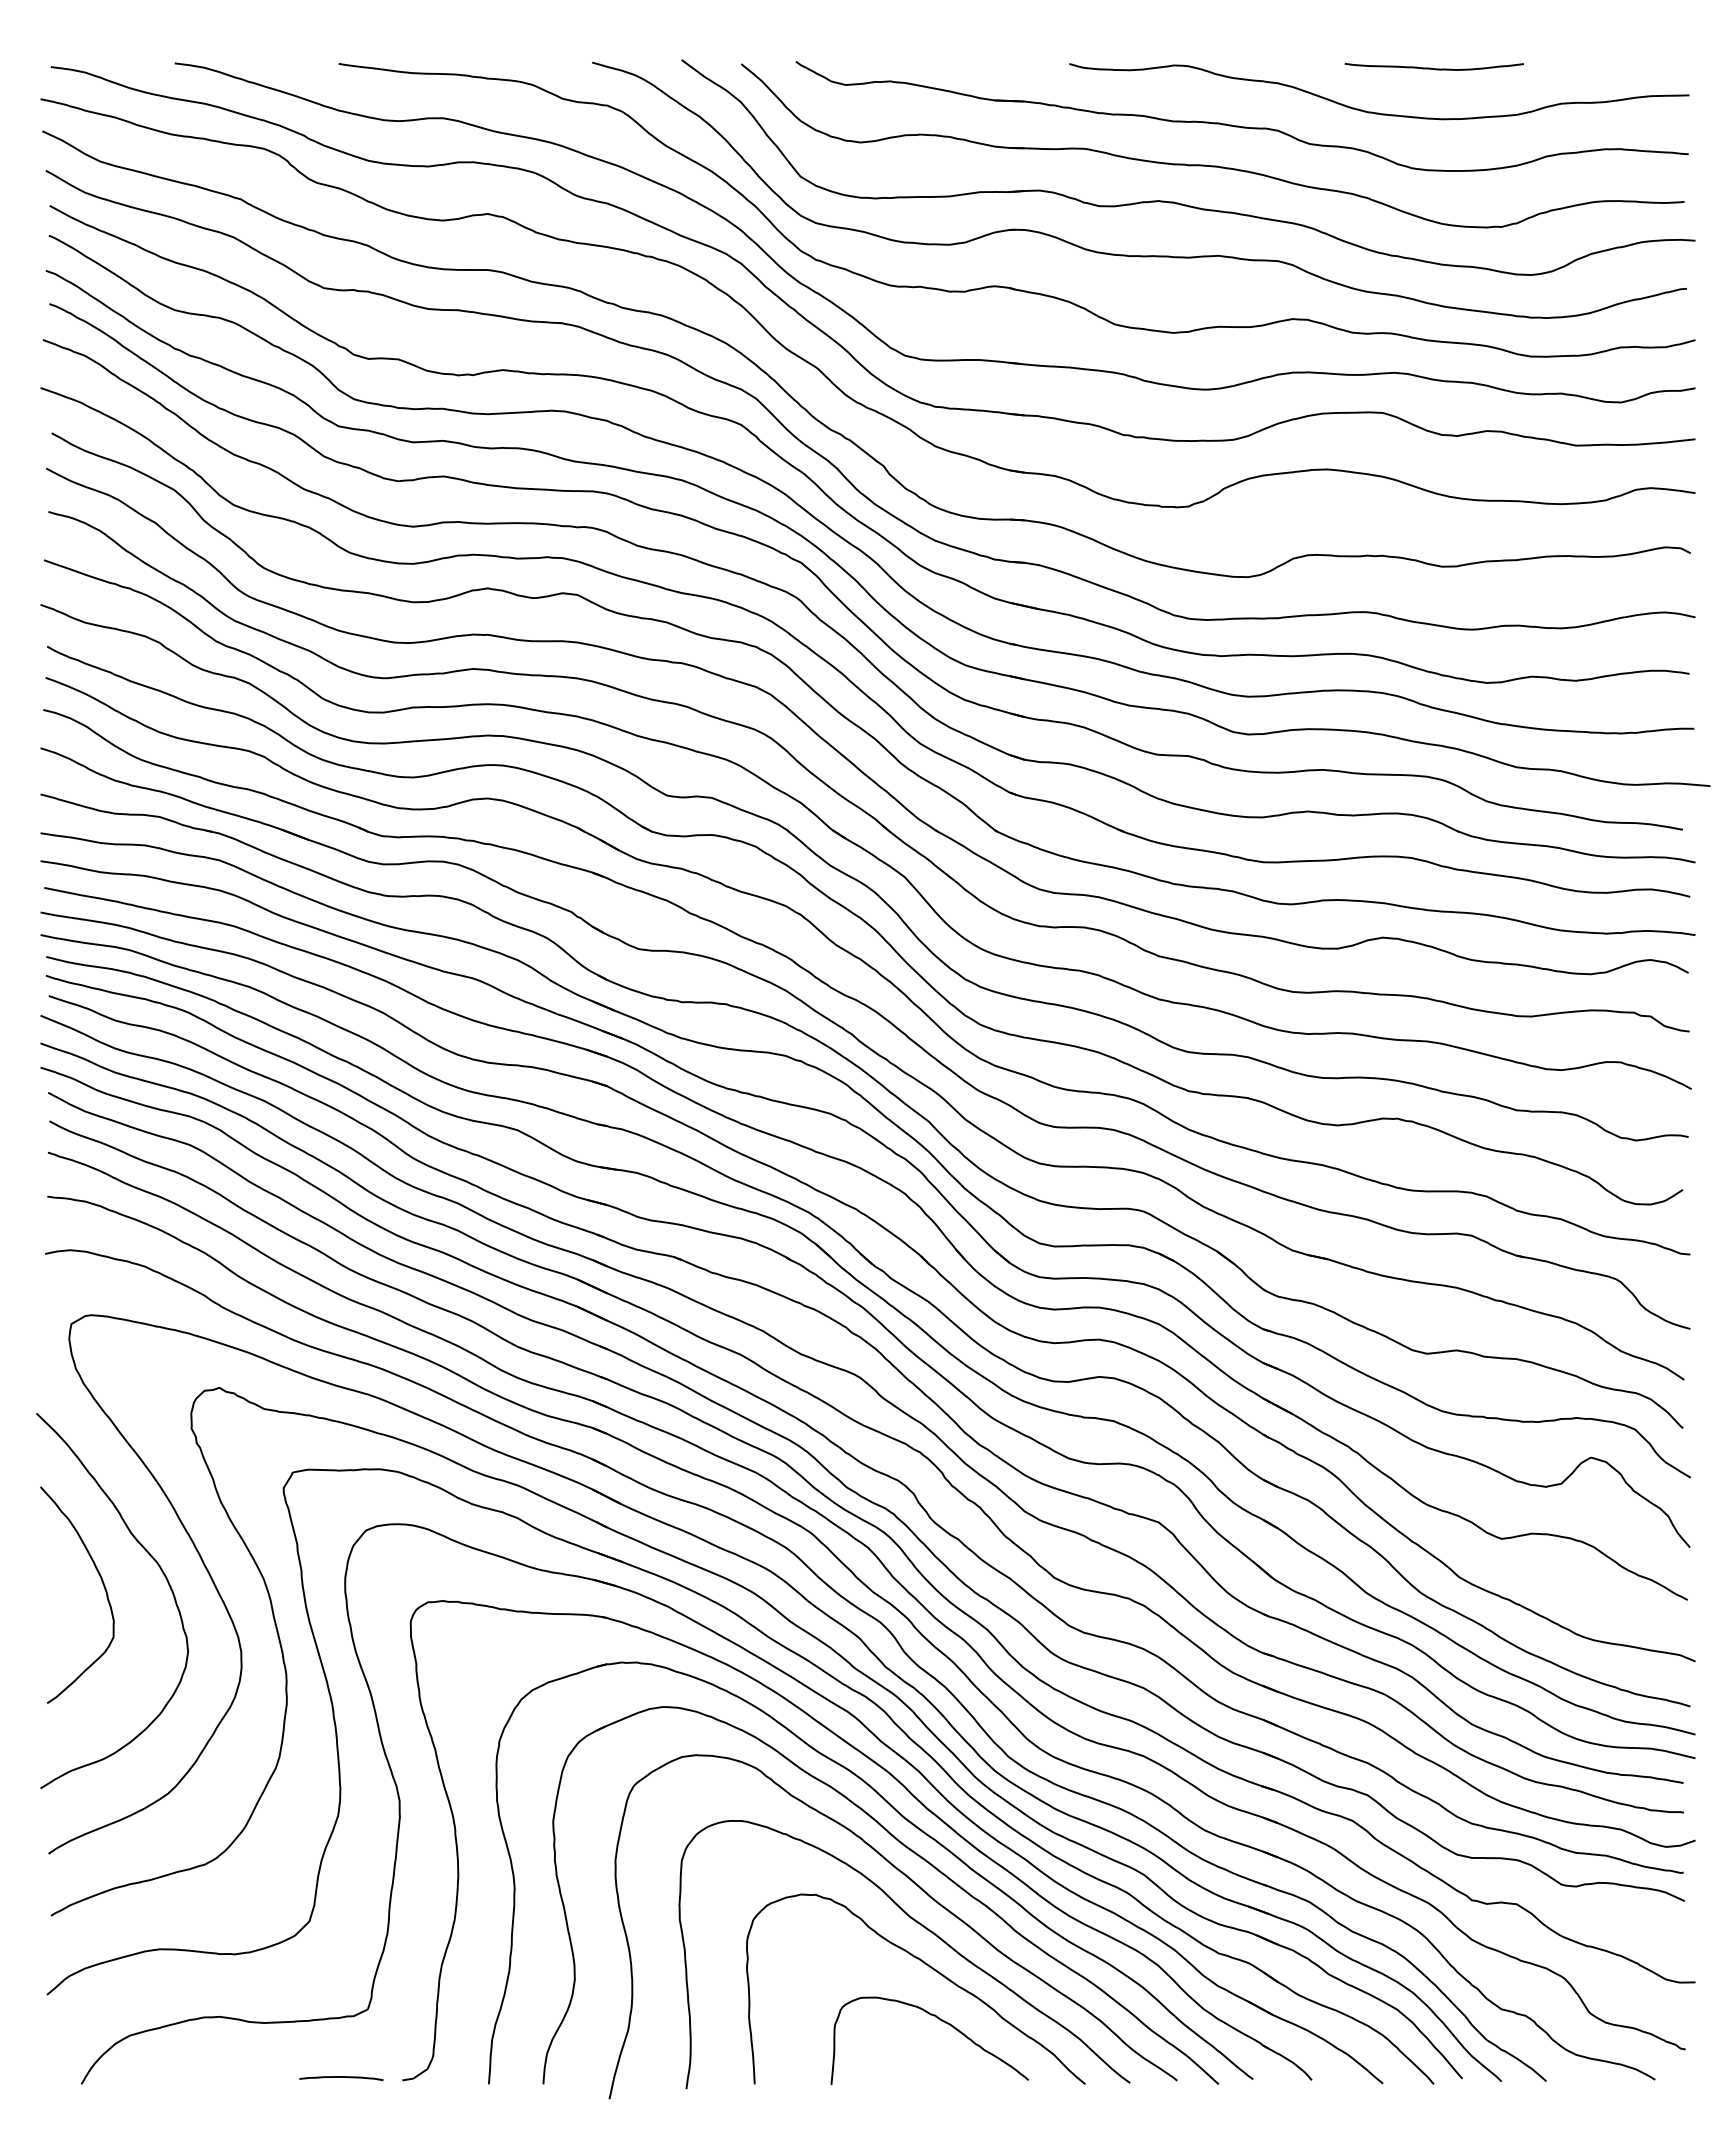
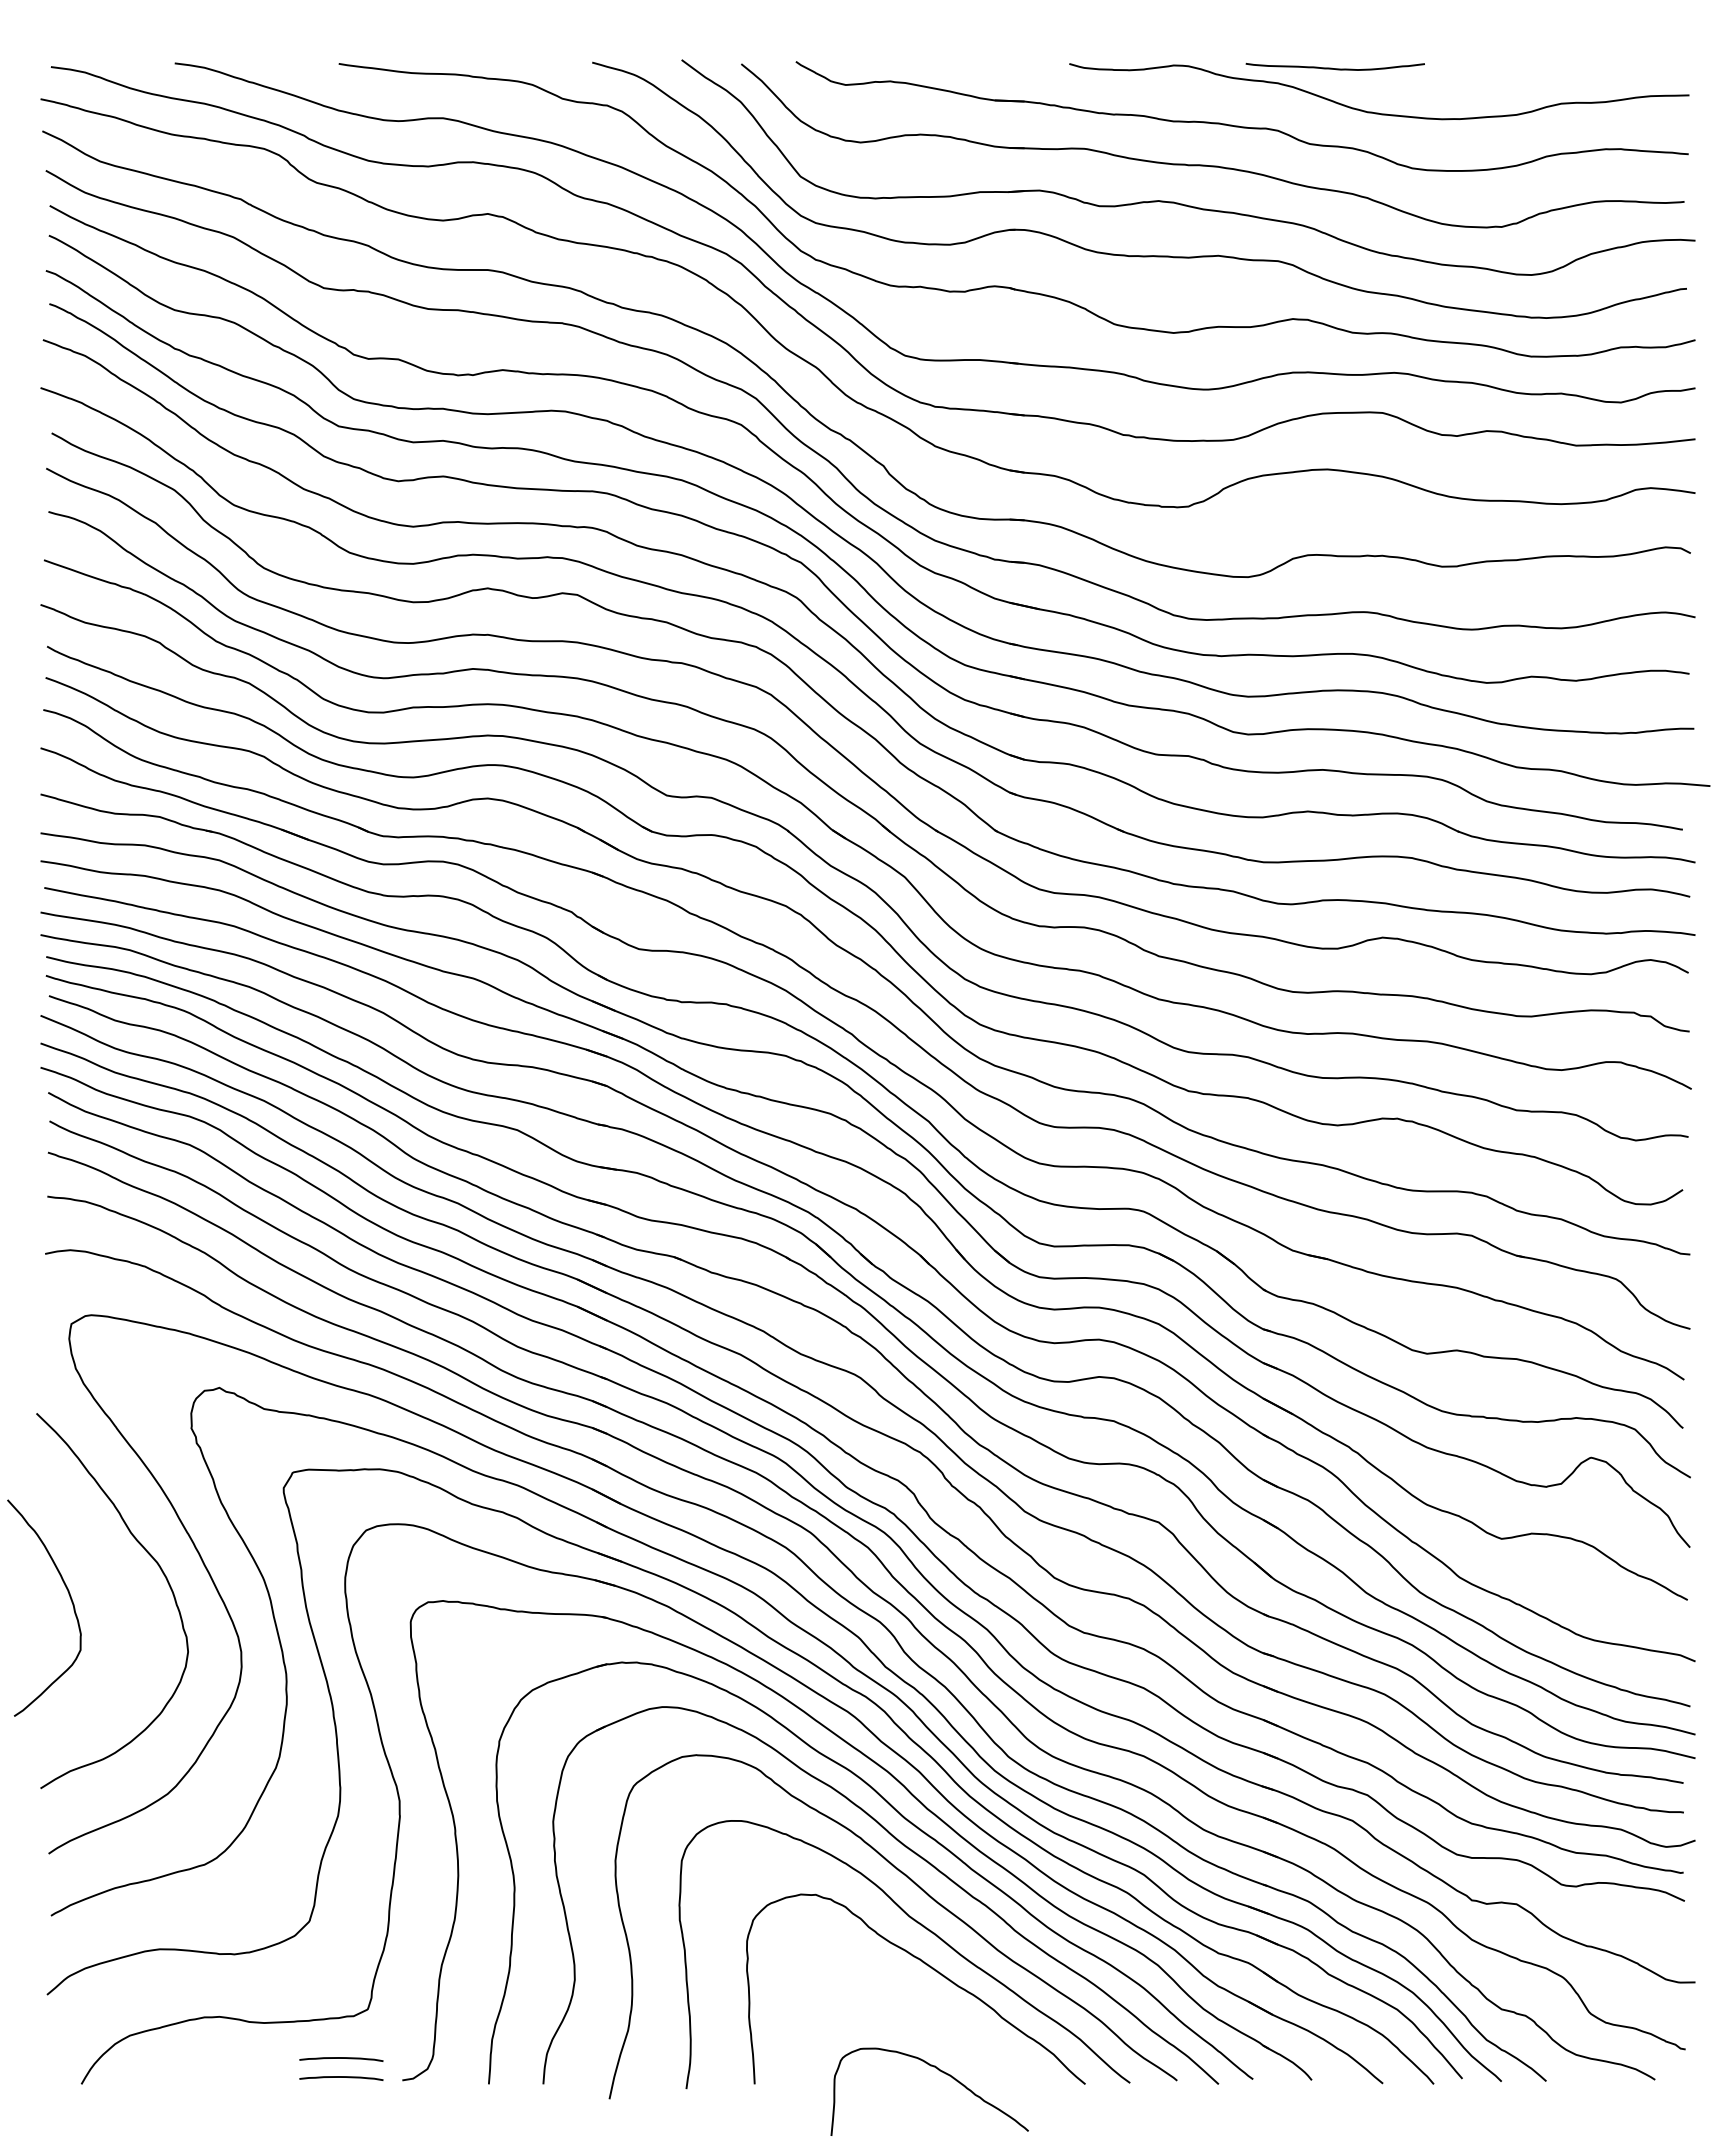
curve position: (1433, 68) -> (1334, 68) (1334, 68)
curve position: (102, 1584) -> (69, 1597) (69, 1597)
curve position: (939, 2020) -> (939, 2071) (939, 2071)
curve: none -> present (341, 2058)
